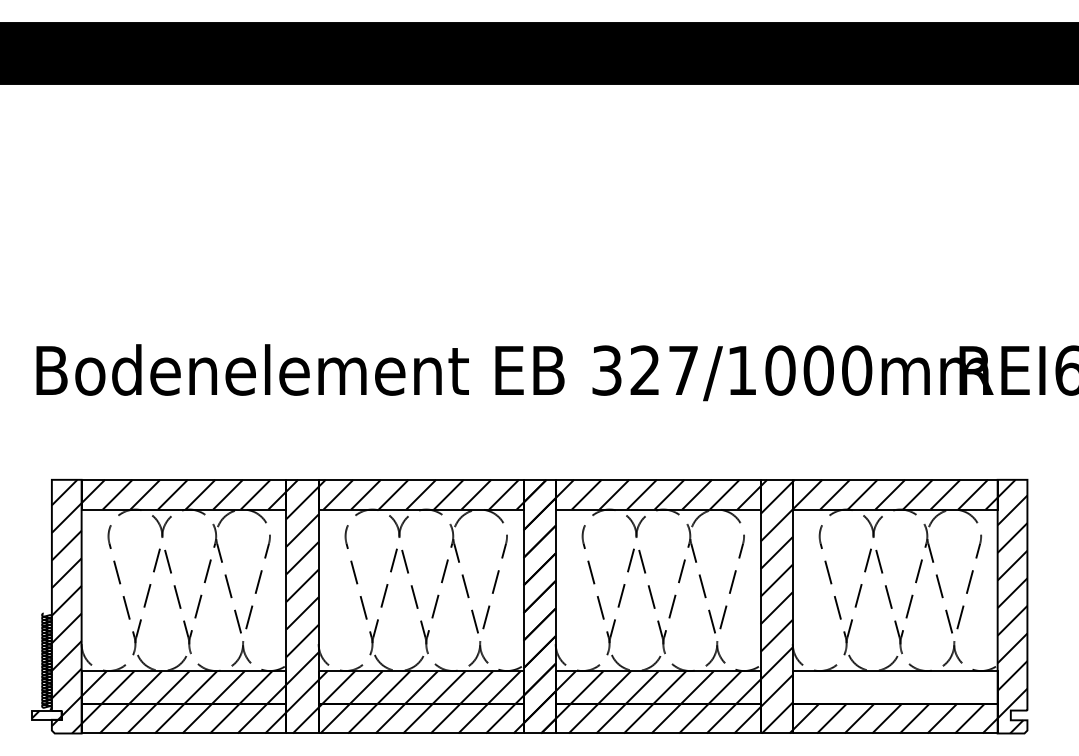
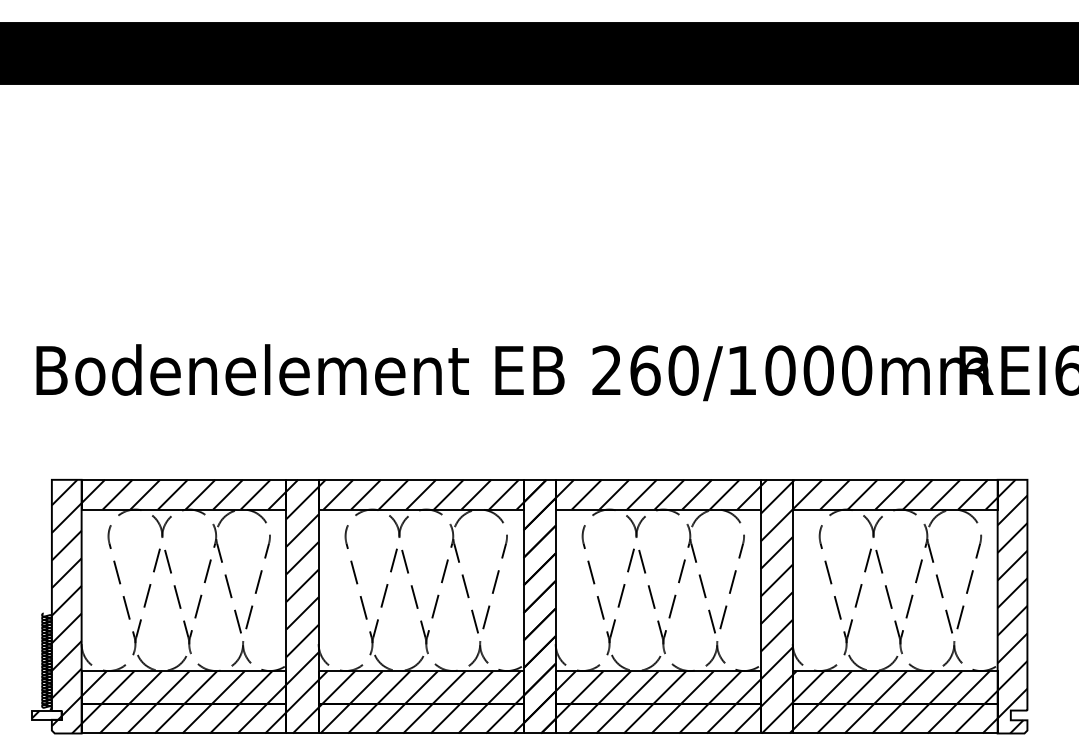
text: 327/1000mm -> 260/1000mm (645, 370)
hatch: none -> present (894, 687)
